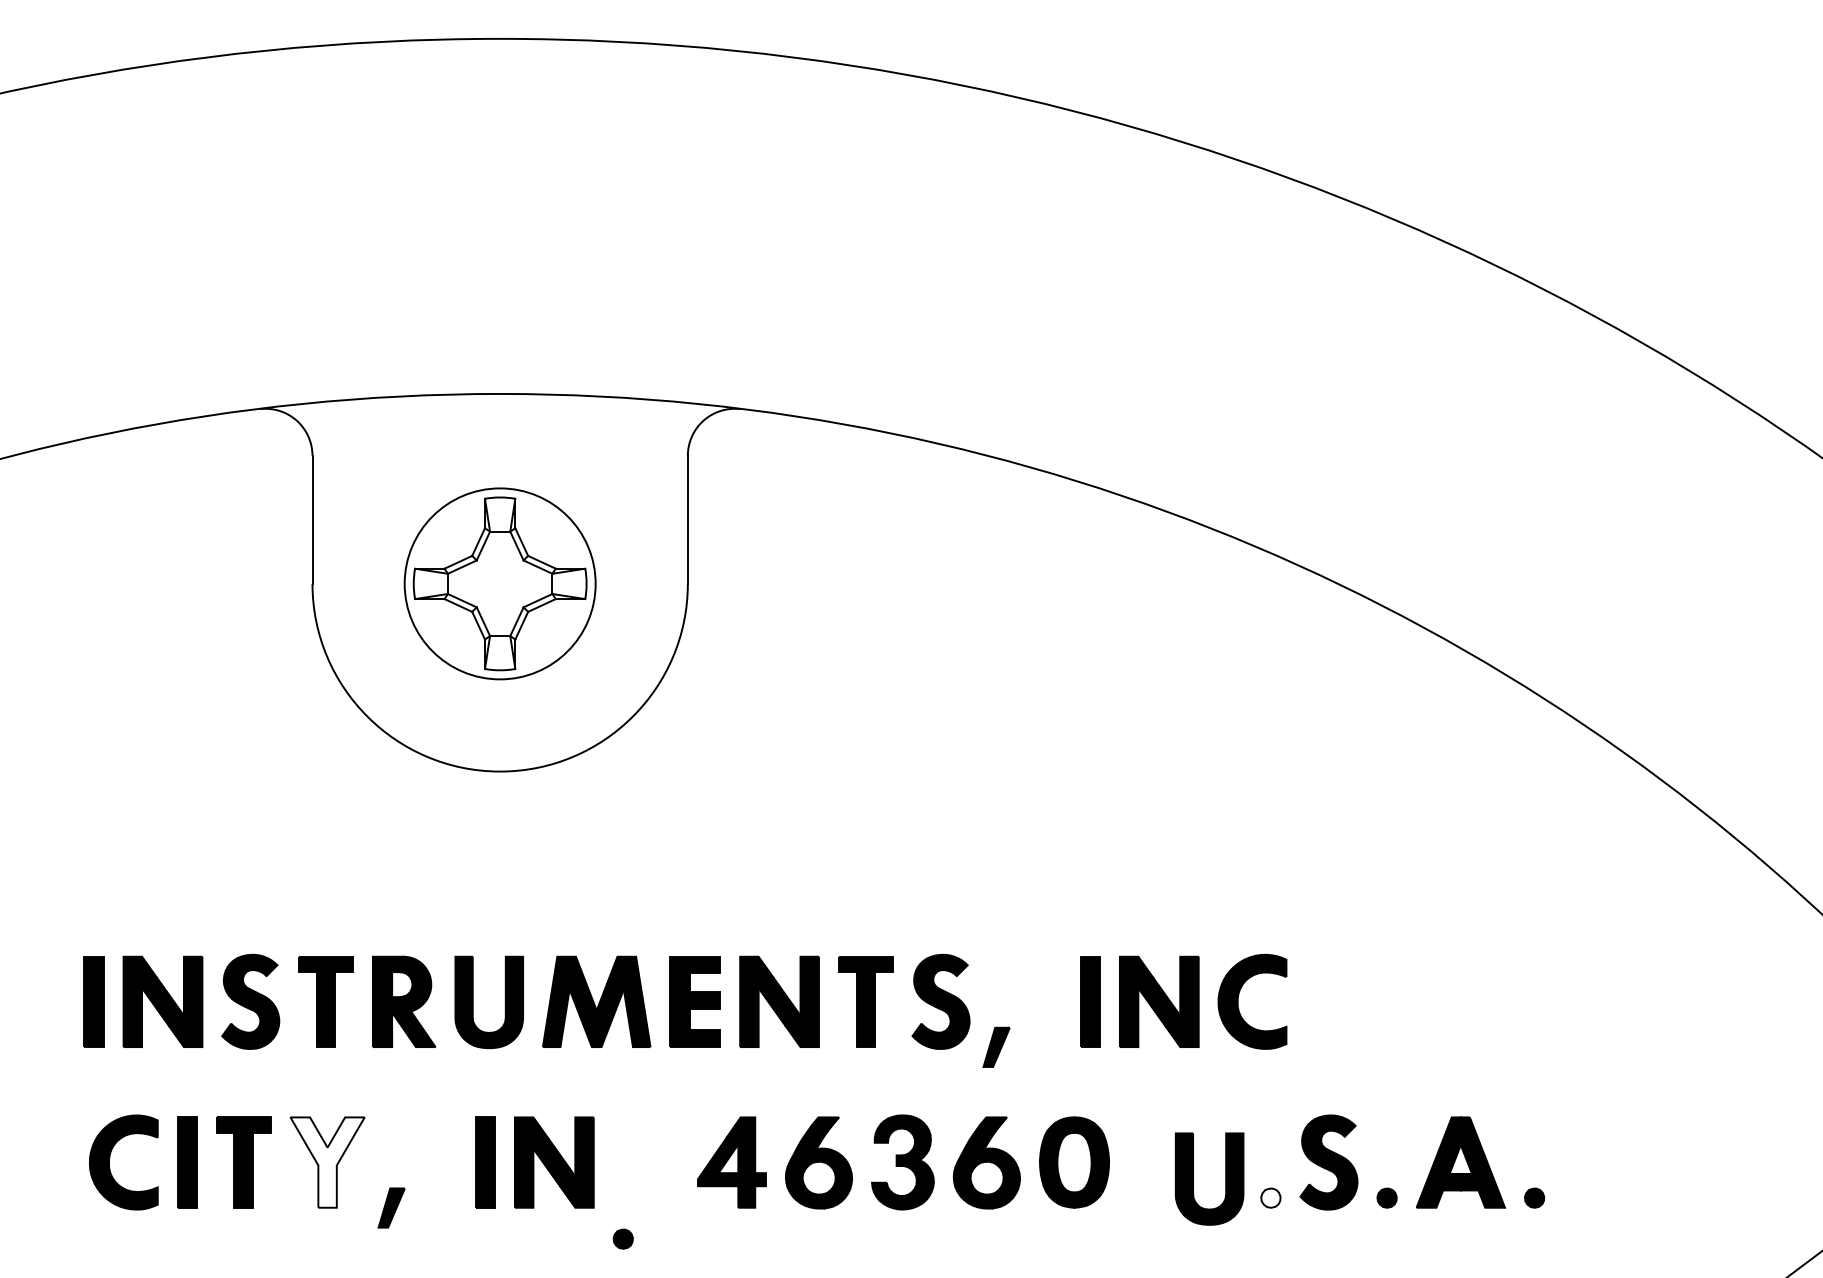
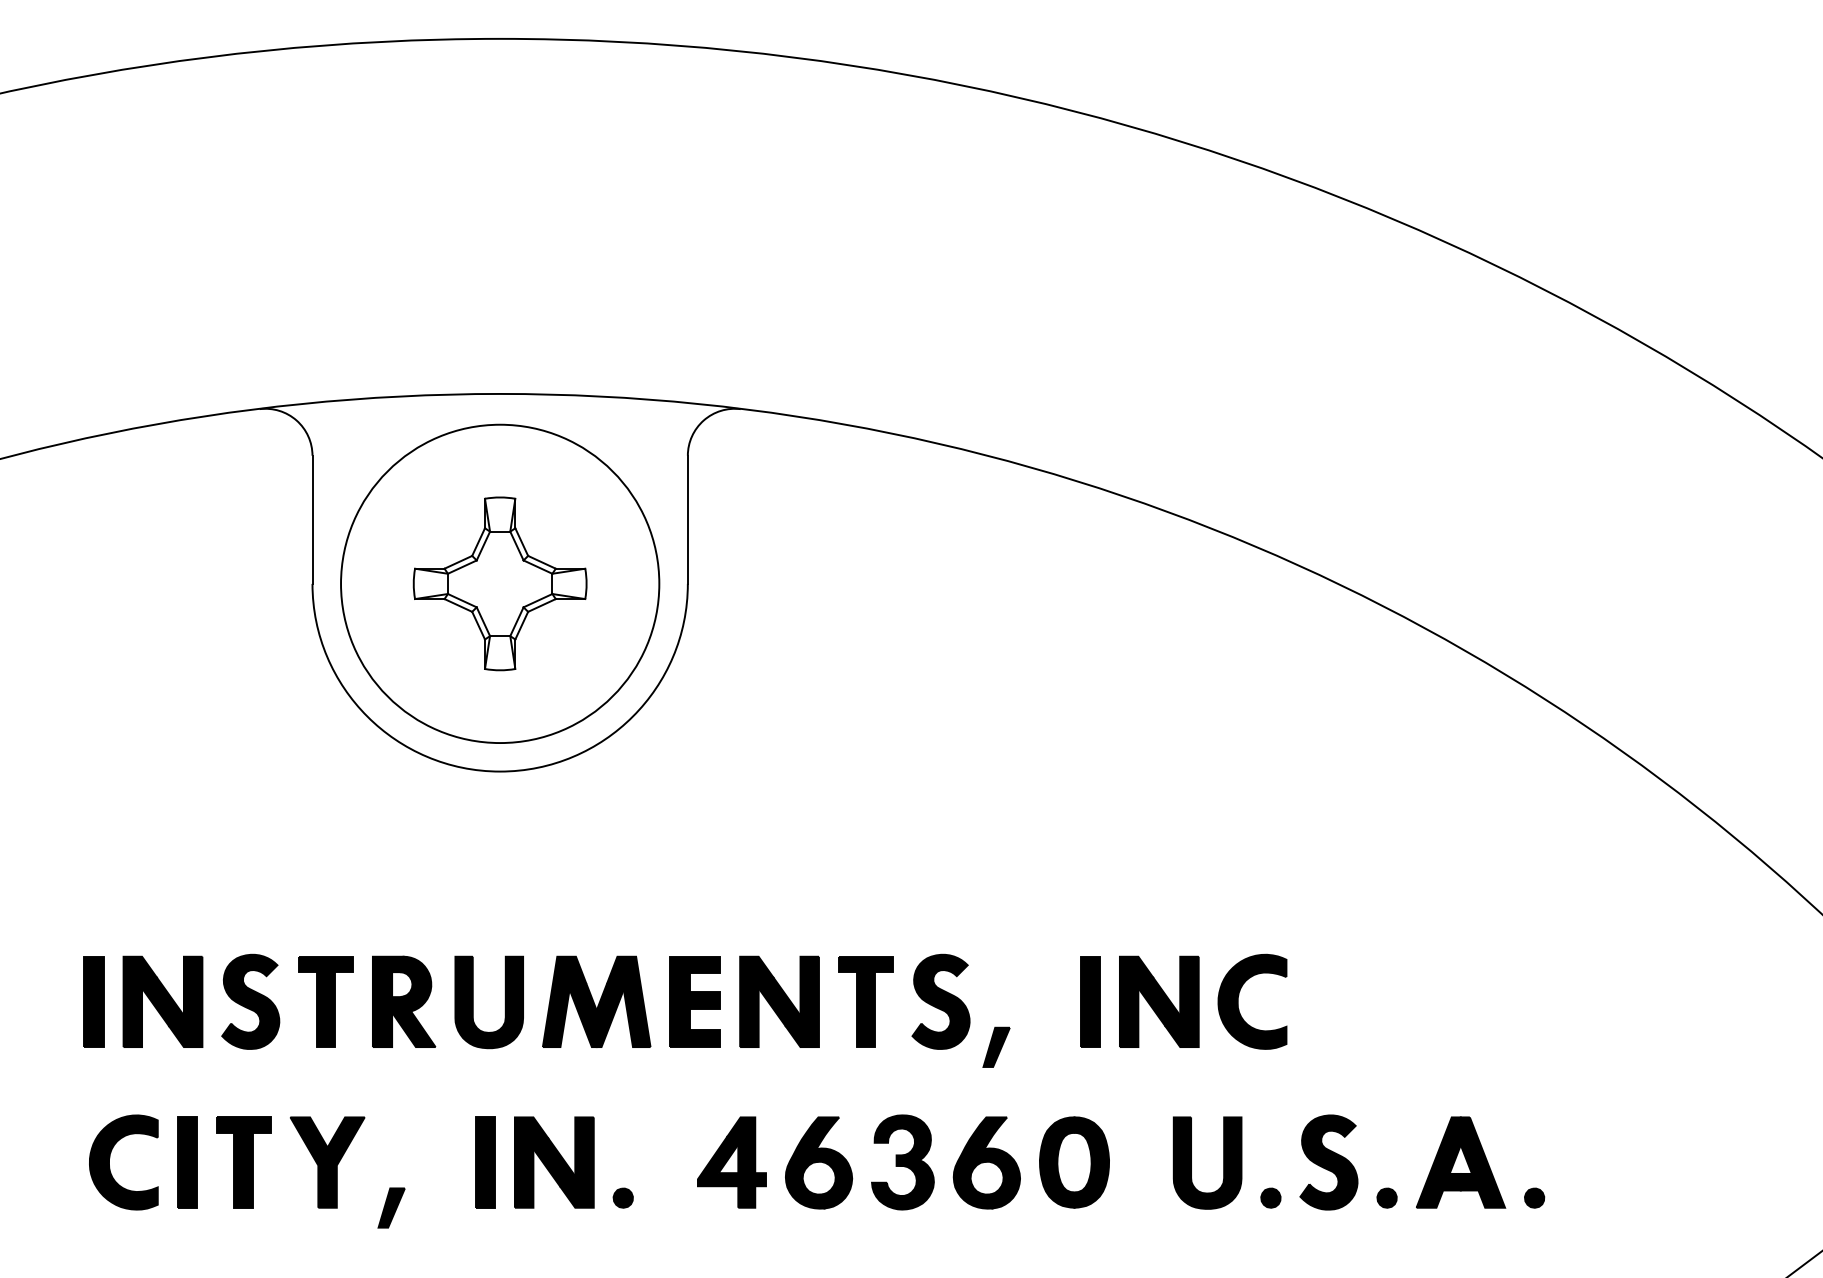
circle diameter: 191 px -> 318 px (500, 583)
fill: none -> present (327, 1162)
part position: (1193, 1178) -> (1191, 1162) (1191, 1162)
fill: none -> present (1270, 1197)
part position: (622, 1238) -> (622, 1197) (622, 1197)
